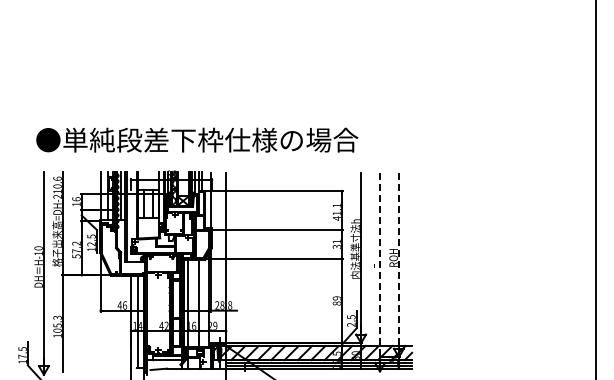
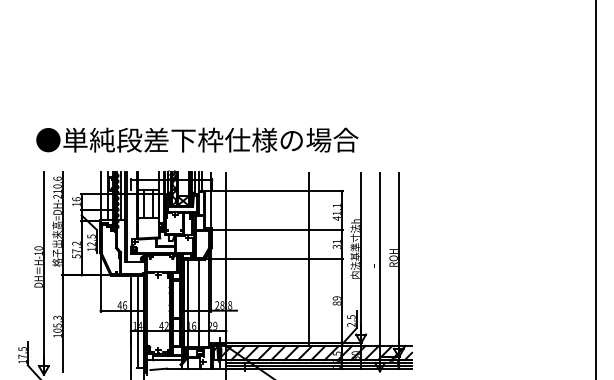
line: none -> present (309, 258)
line: dashed -> solid (398, 260)
line: dashed -> solid (380, 267)
